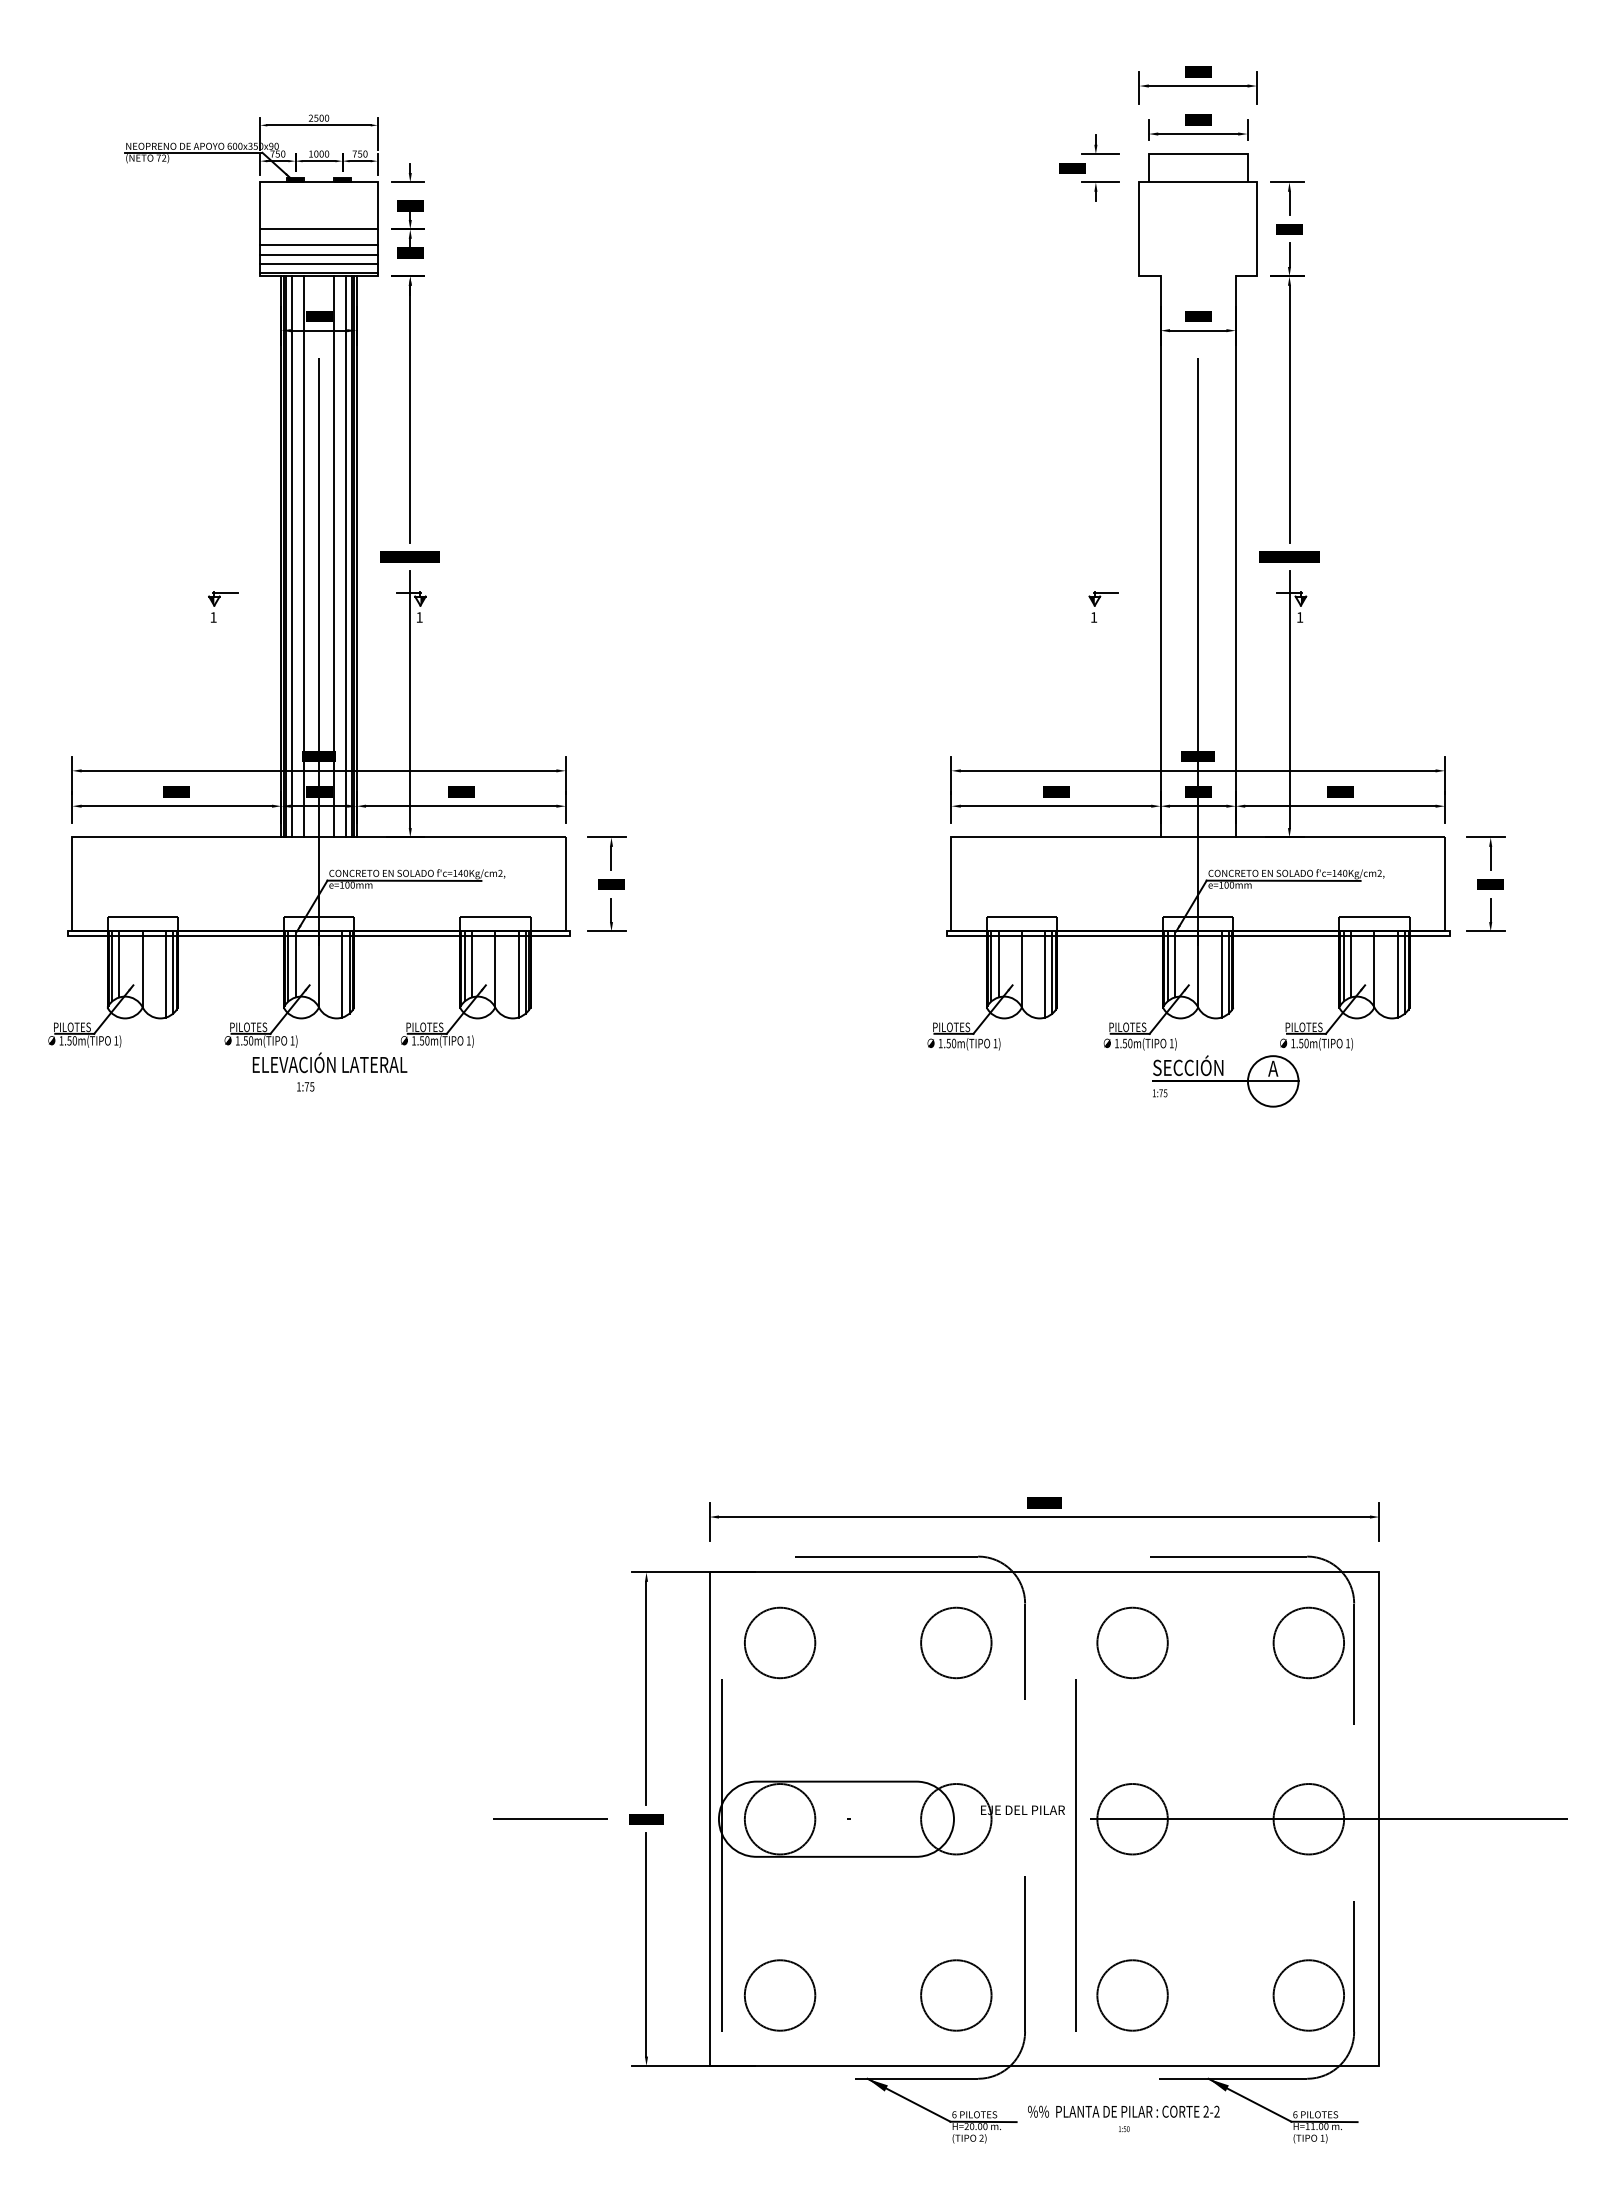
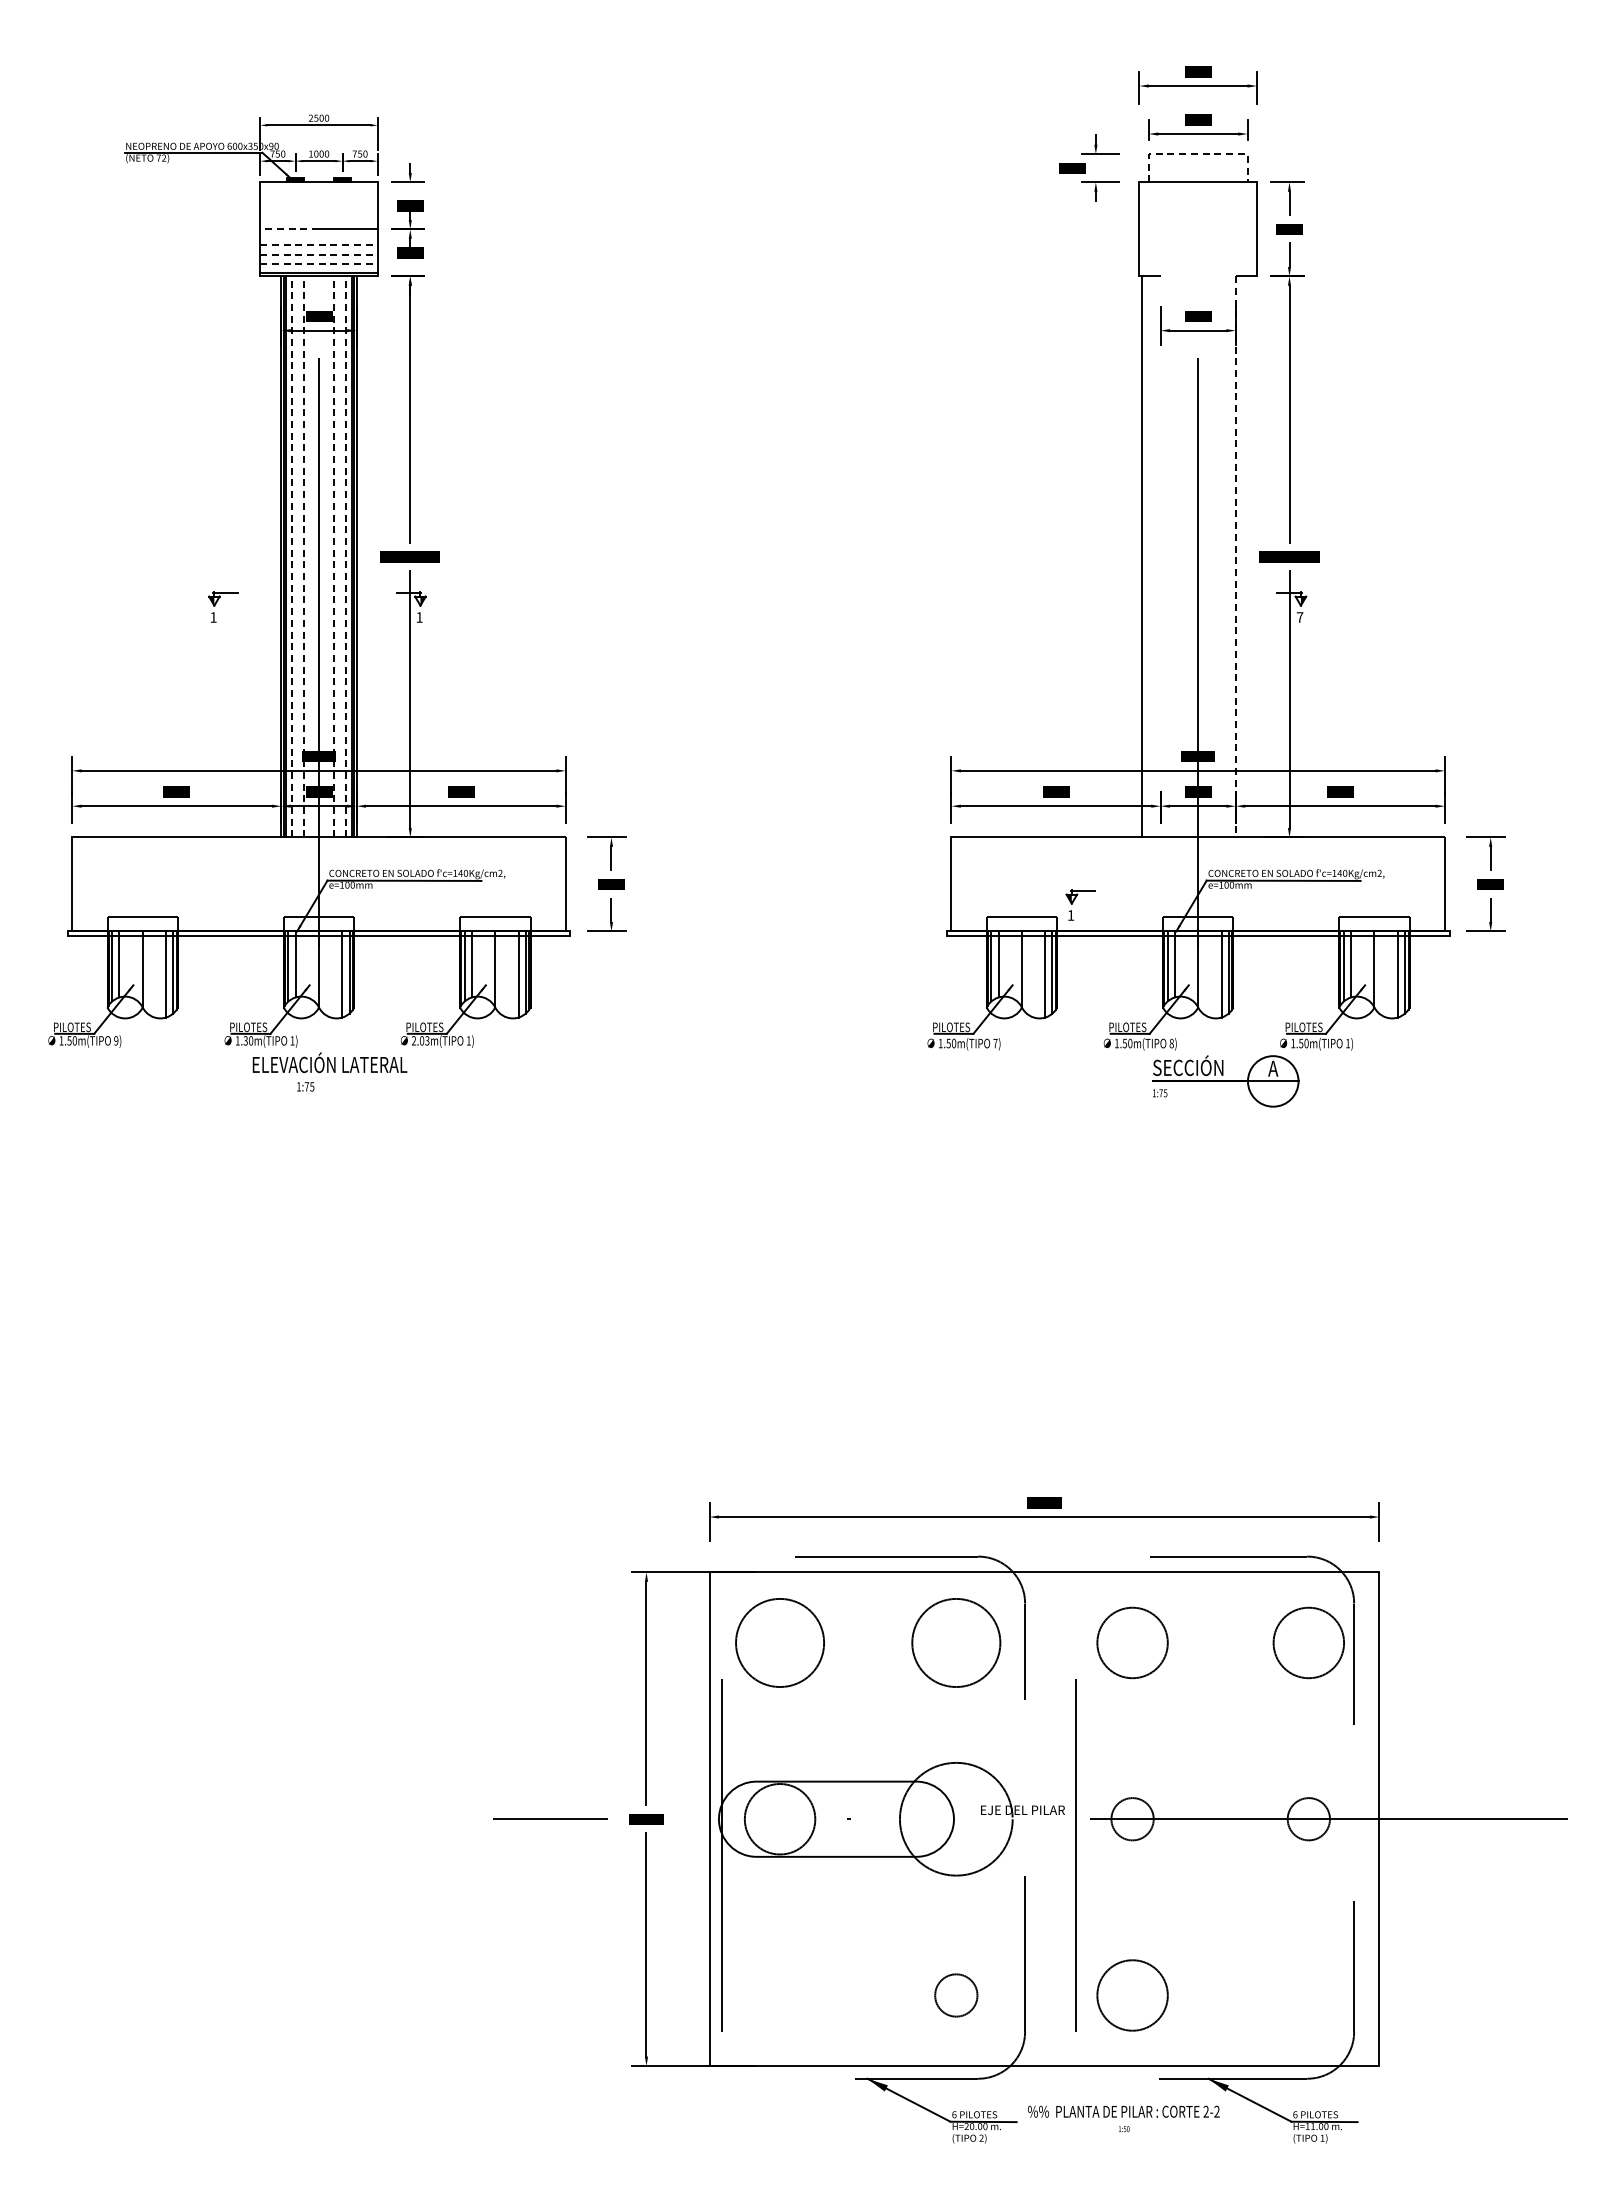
line: solid -> dashed (1198, 154)
line: solid -> dashed (289, 229)
line: solid -> dashed (319, 245)
line: solid -> dashed (319, 254)
line: solid -> dashed (319, 263)
line: solid -> dashed (291, 556)
line: solid -> dashed (304, 556)
line: solid -> dashed (333, 556)
line: solid -> dashed (346, 556)
line position: (1160, 556) -> (1141, 556) (1141, 556)
line: solid -> dashed (1235, 556)
part position: (1097, 603) -> (1074, 901) (1074, 901)
text: 1 -> 7 (1299, 617)
text: 1) -> 9) (116, 1040)
text: 1.50m(TIPO -> 1.30m(TIPO (245, 1040)
text: 1.50m(TIPO -> 2.03m(TIPO (420, 1040)
text: 1) -> 7) (995, 1043)
text: 1) -> 8) (1171, 1043)
circle diameter: 71 px -> 88 px (780, 1642)
circle diameter: 71 px -> 88 px (956, 1642)
circle diameter: 71 px -> 113 px (955, 1818)
circle diameter: 71 px -> 42 px (1132, 1819)
circle diameter: 71 px -> 42 px (1308, 1819)
circle: present -> none (780, 1995)
circle diameter: 71 px -> 42 px (956, 1995)
circle: present -> none (1308, 1995)
